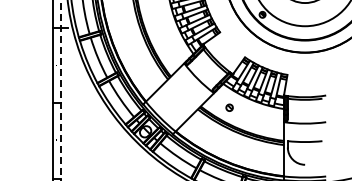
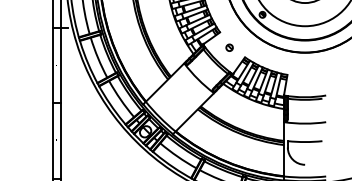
line: dashed -> solid (60, 90)
part position: (229, 107) -> (229, 47) (229, 47)
